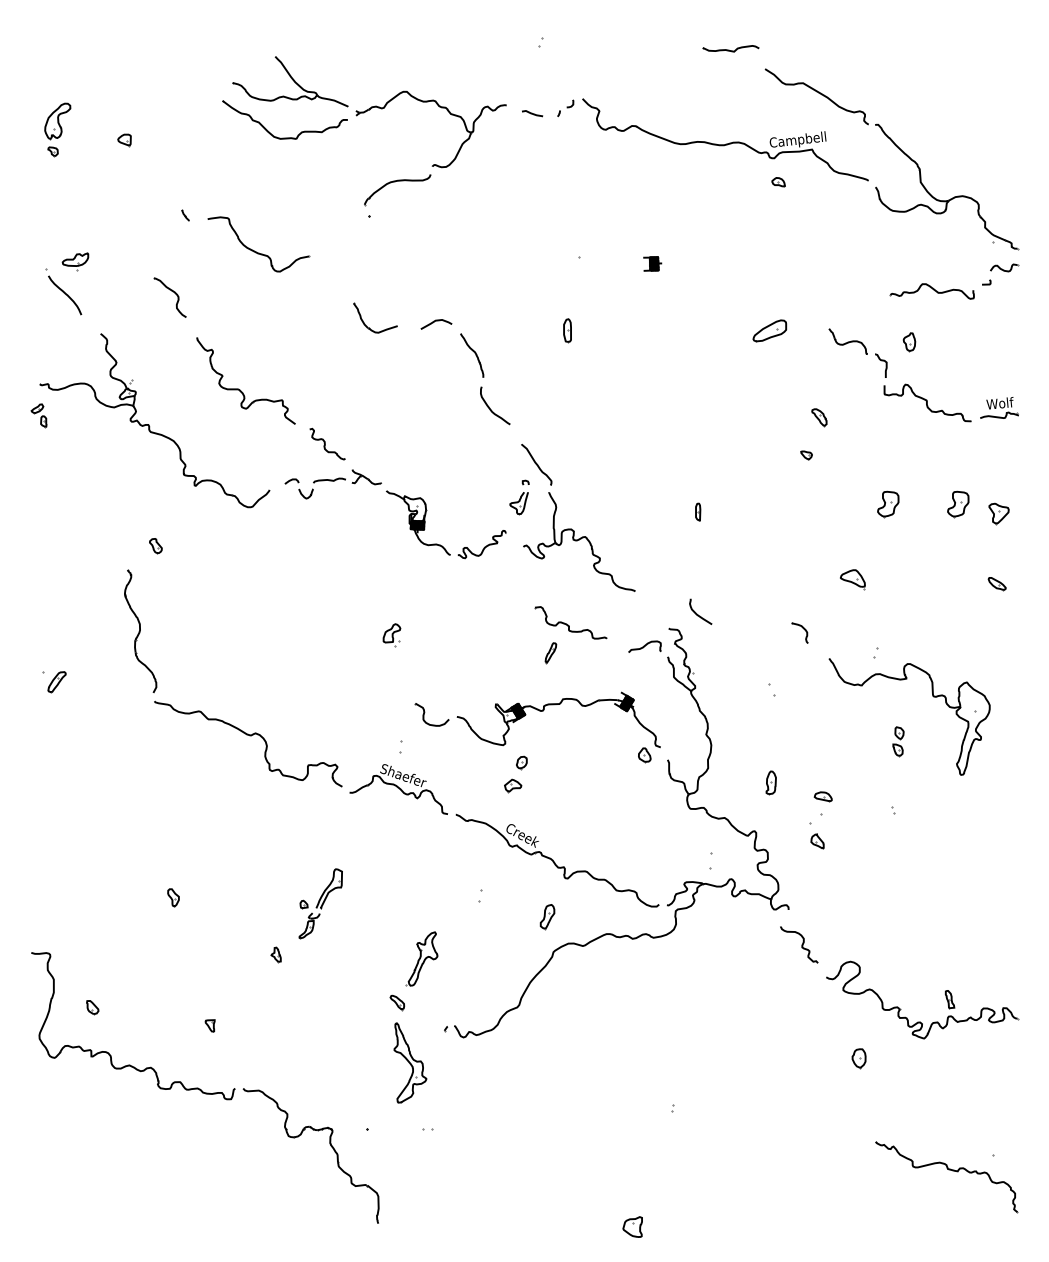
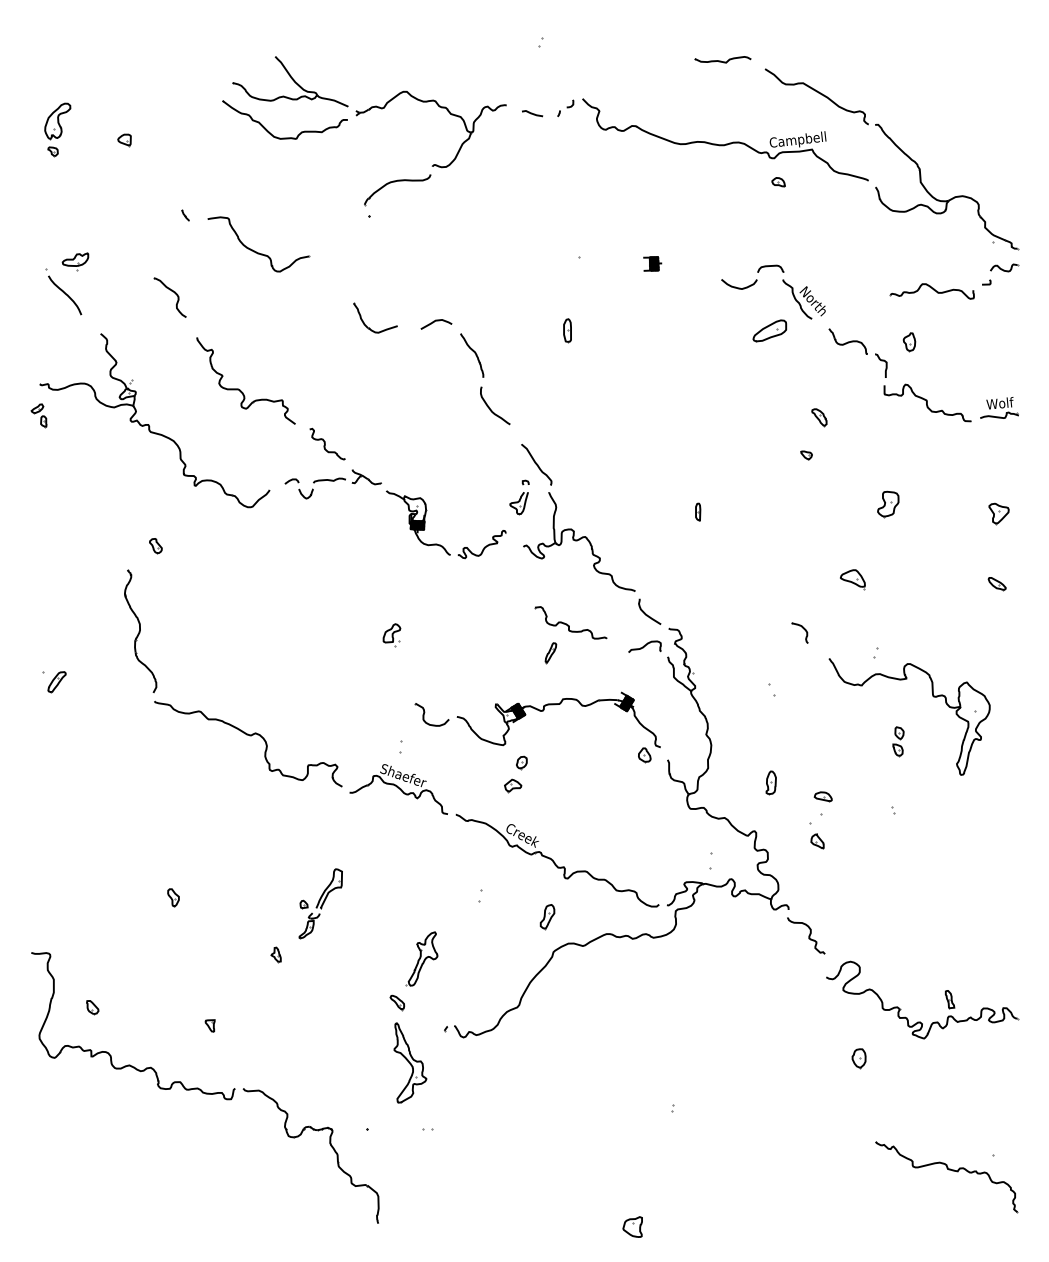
part position: (730, 48) -> (722, 59) (722, 59)
part: none -> present (782, 281)
part: present -> none (958, 504)
curve position: (697, 613) -> (646, 613) (646, 613)
curve position: (801, 944) -> (808, 935) (808, 935)
